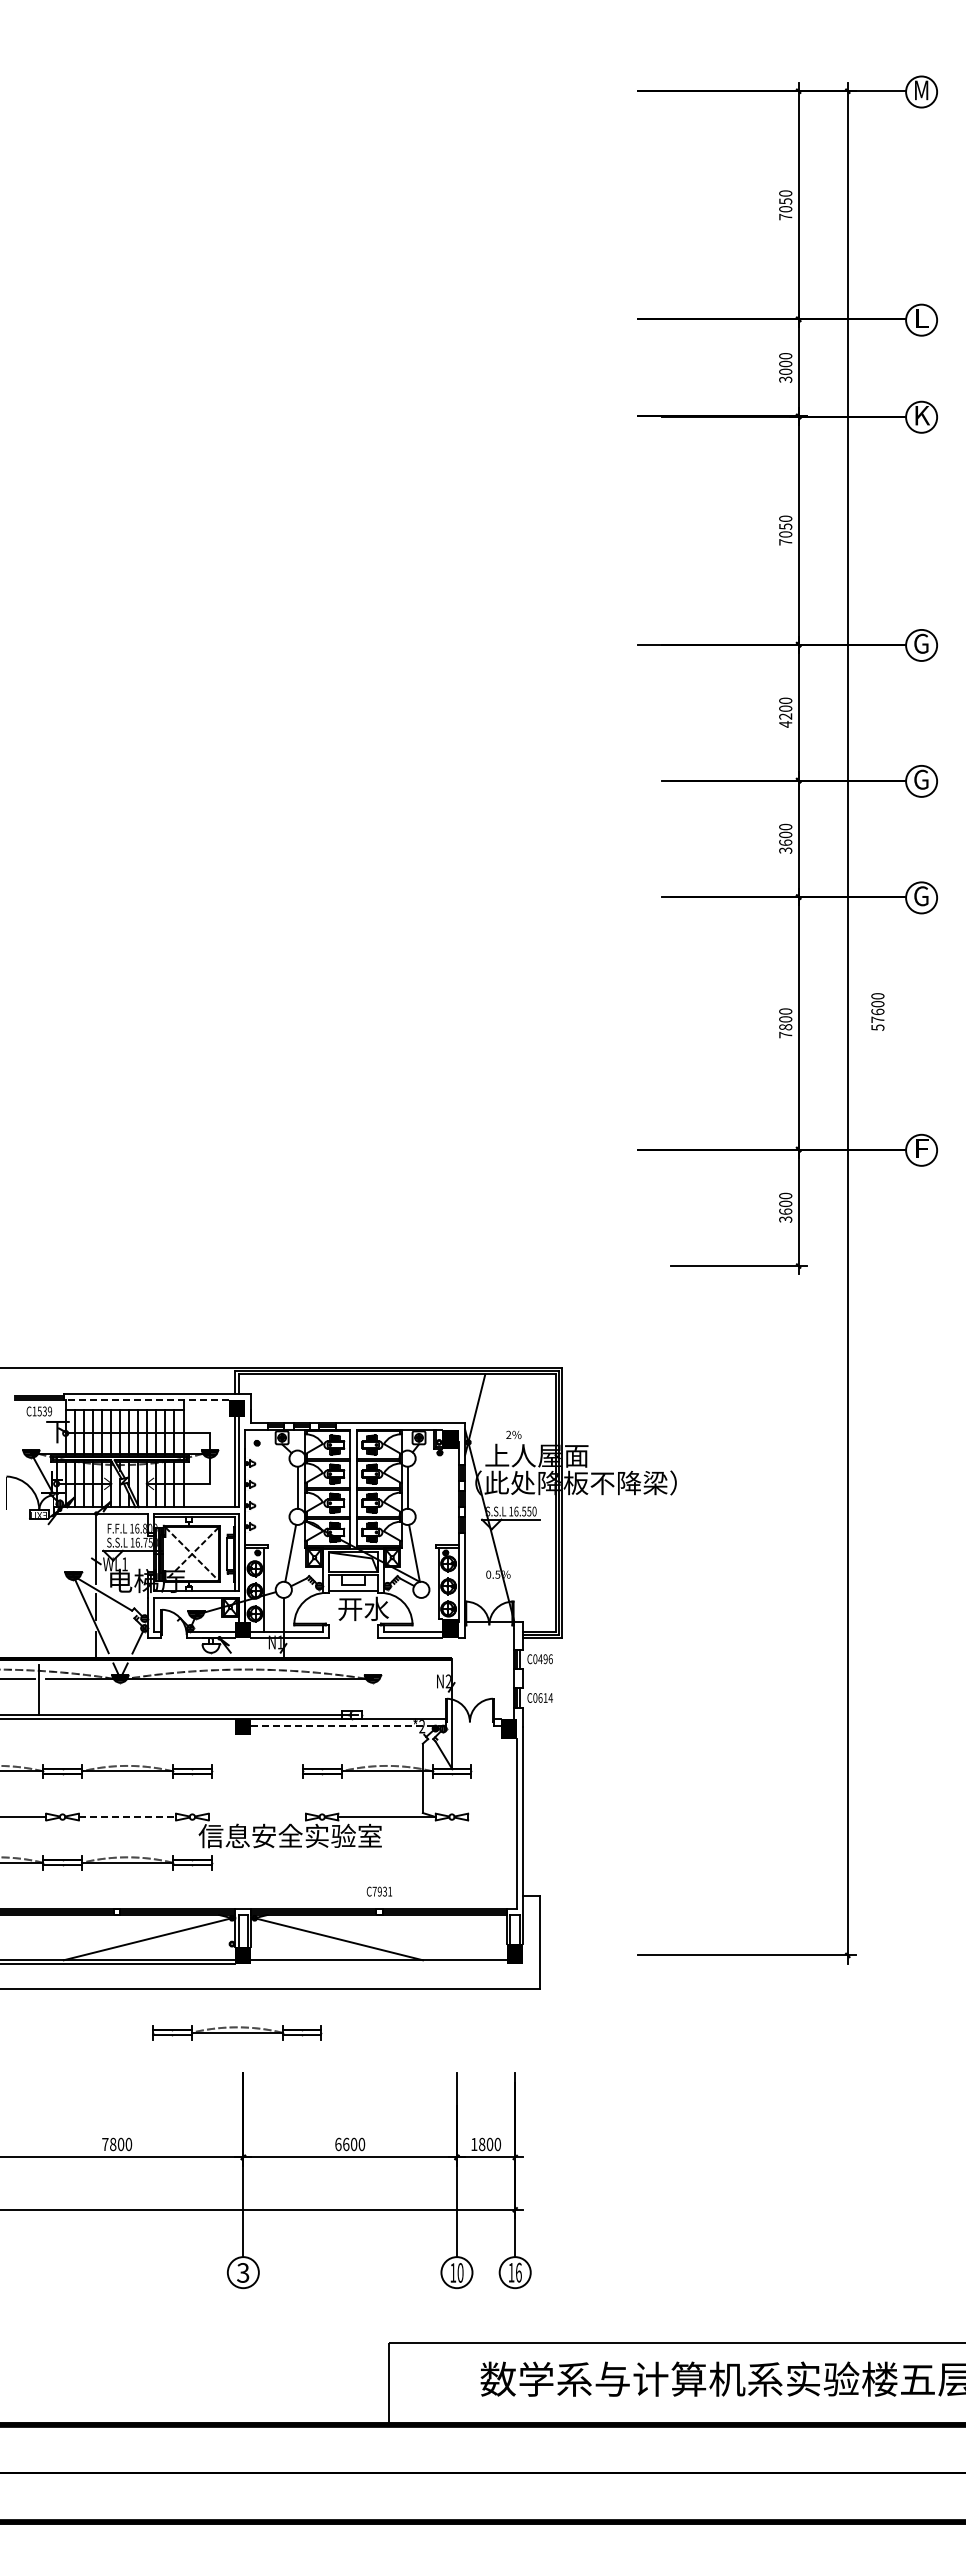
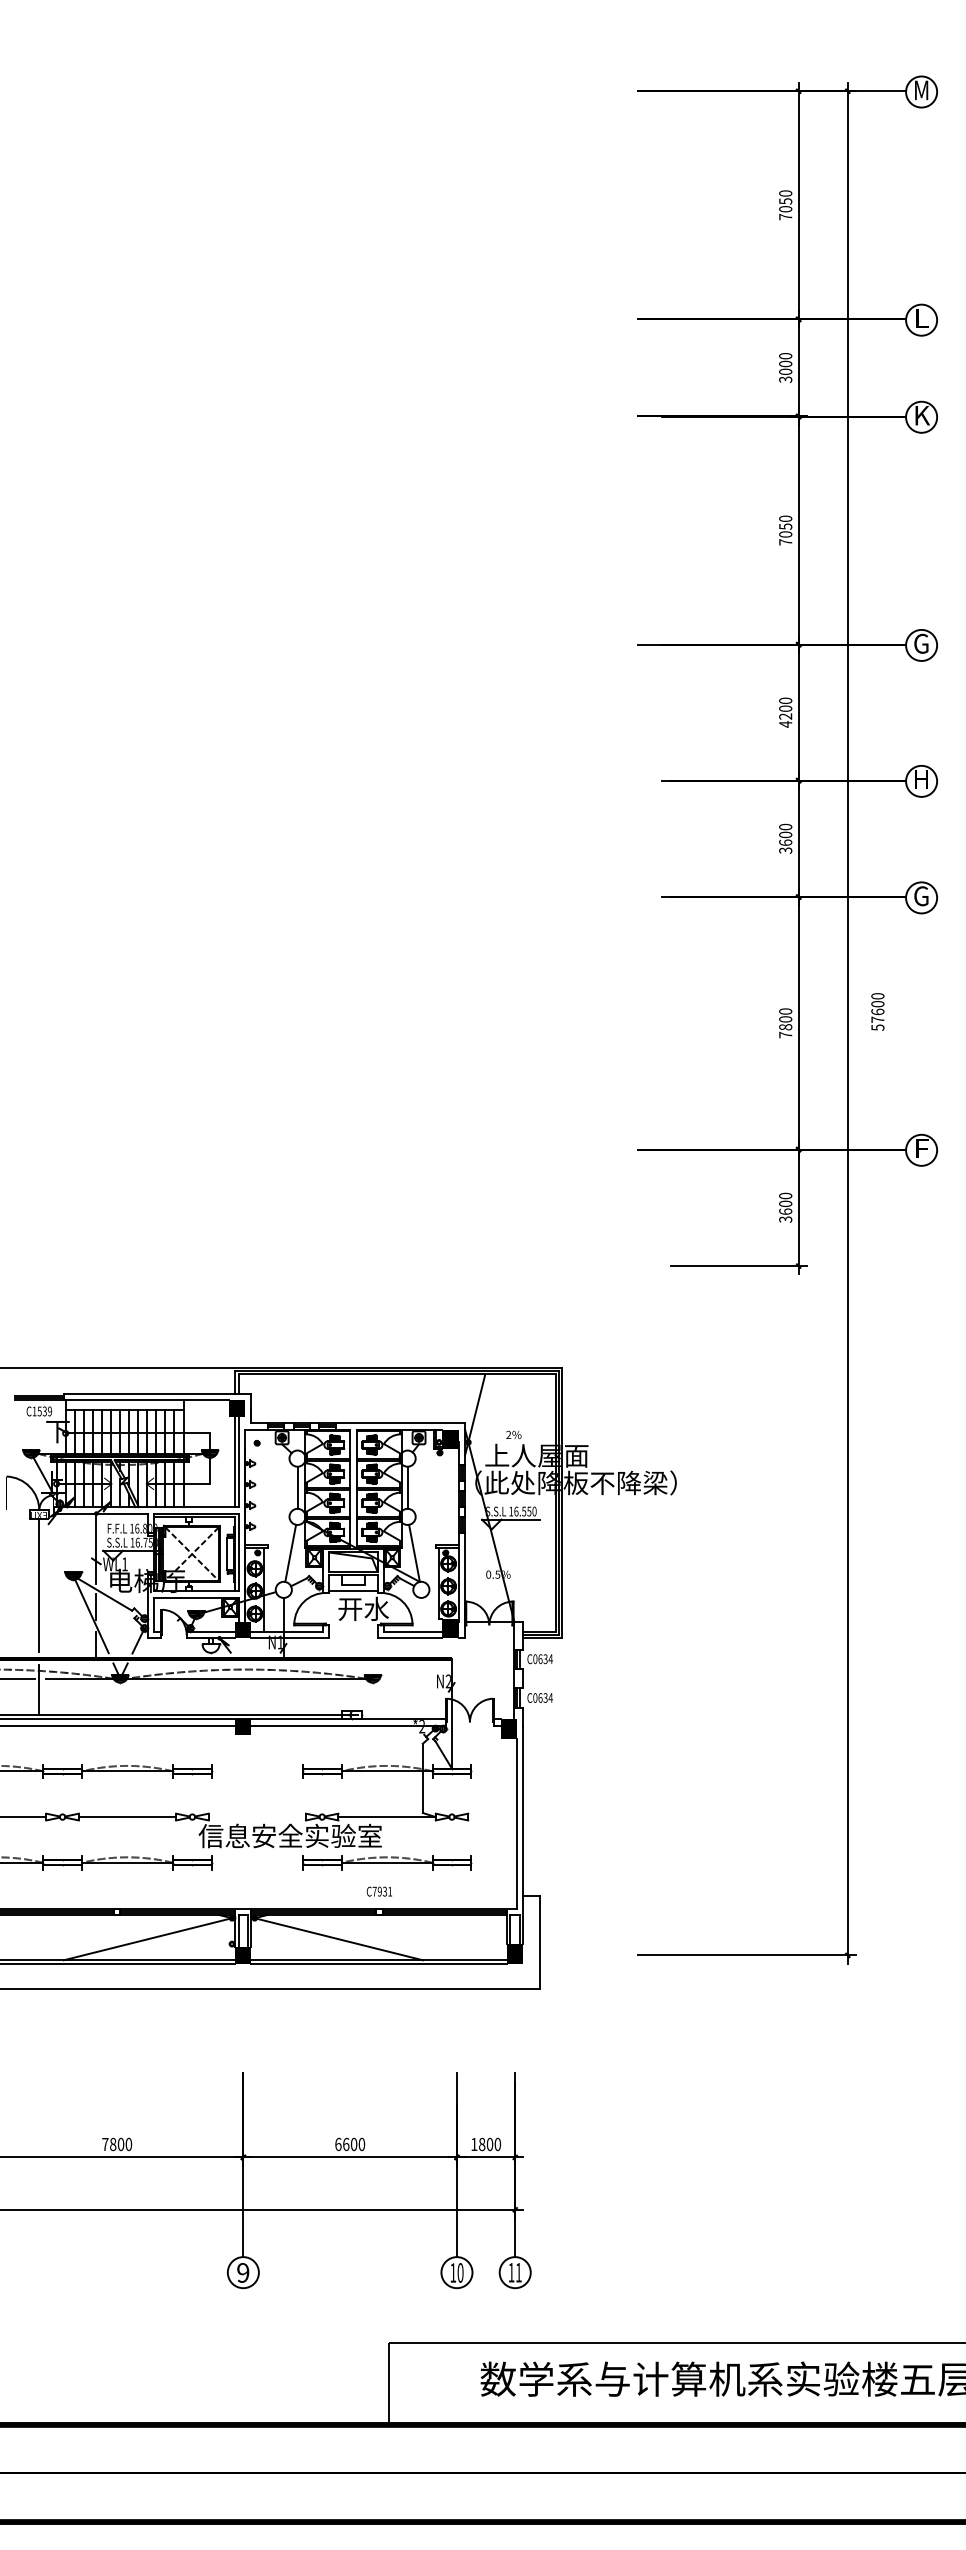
text: G -> H (921, 779)
line: dashed -> solid (146, 1400)
line: none -> present (39, 1585)
text: C0496 -> C0634 (545, 1659)
text: C0614 -> C0634 (545, 1697)
line: none -> present (118, 1725)
line: dashed -> solid (349, 1725)
line: dashed -> solid (127, 1817)
line: none -> present (379, 1963)
part position: (237, 2032) -> (387, 1862) (387, 1862)
text: 3 -> 9 (243, 2272)
text: 16 -> 11 (518, 2272)
